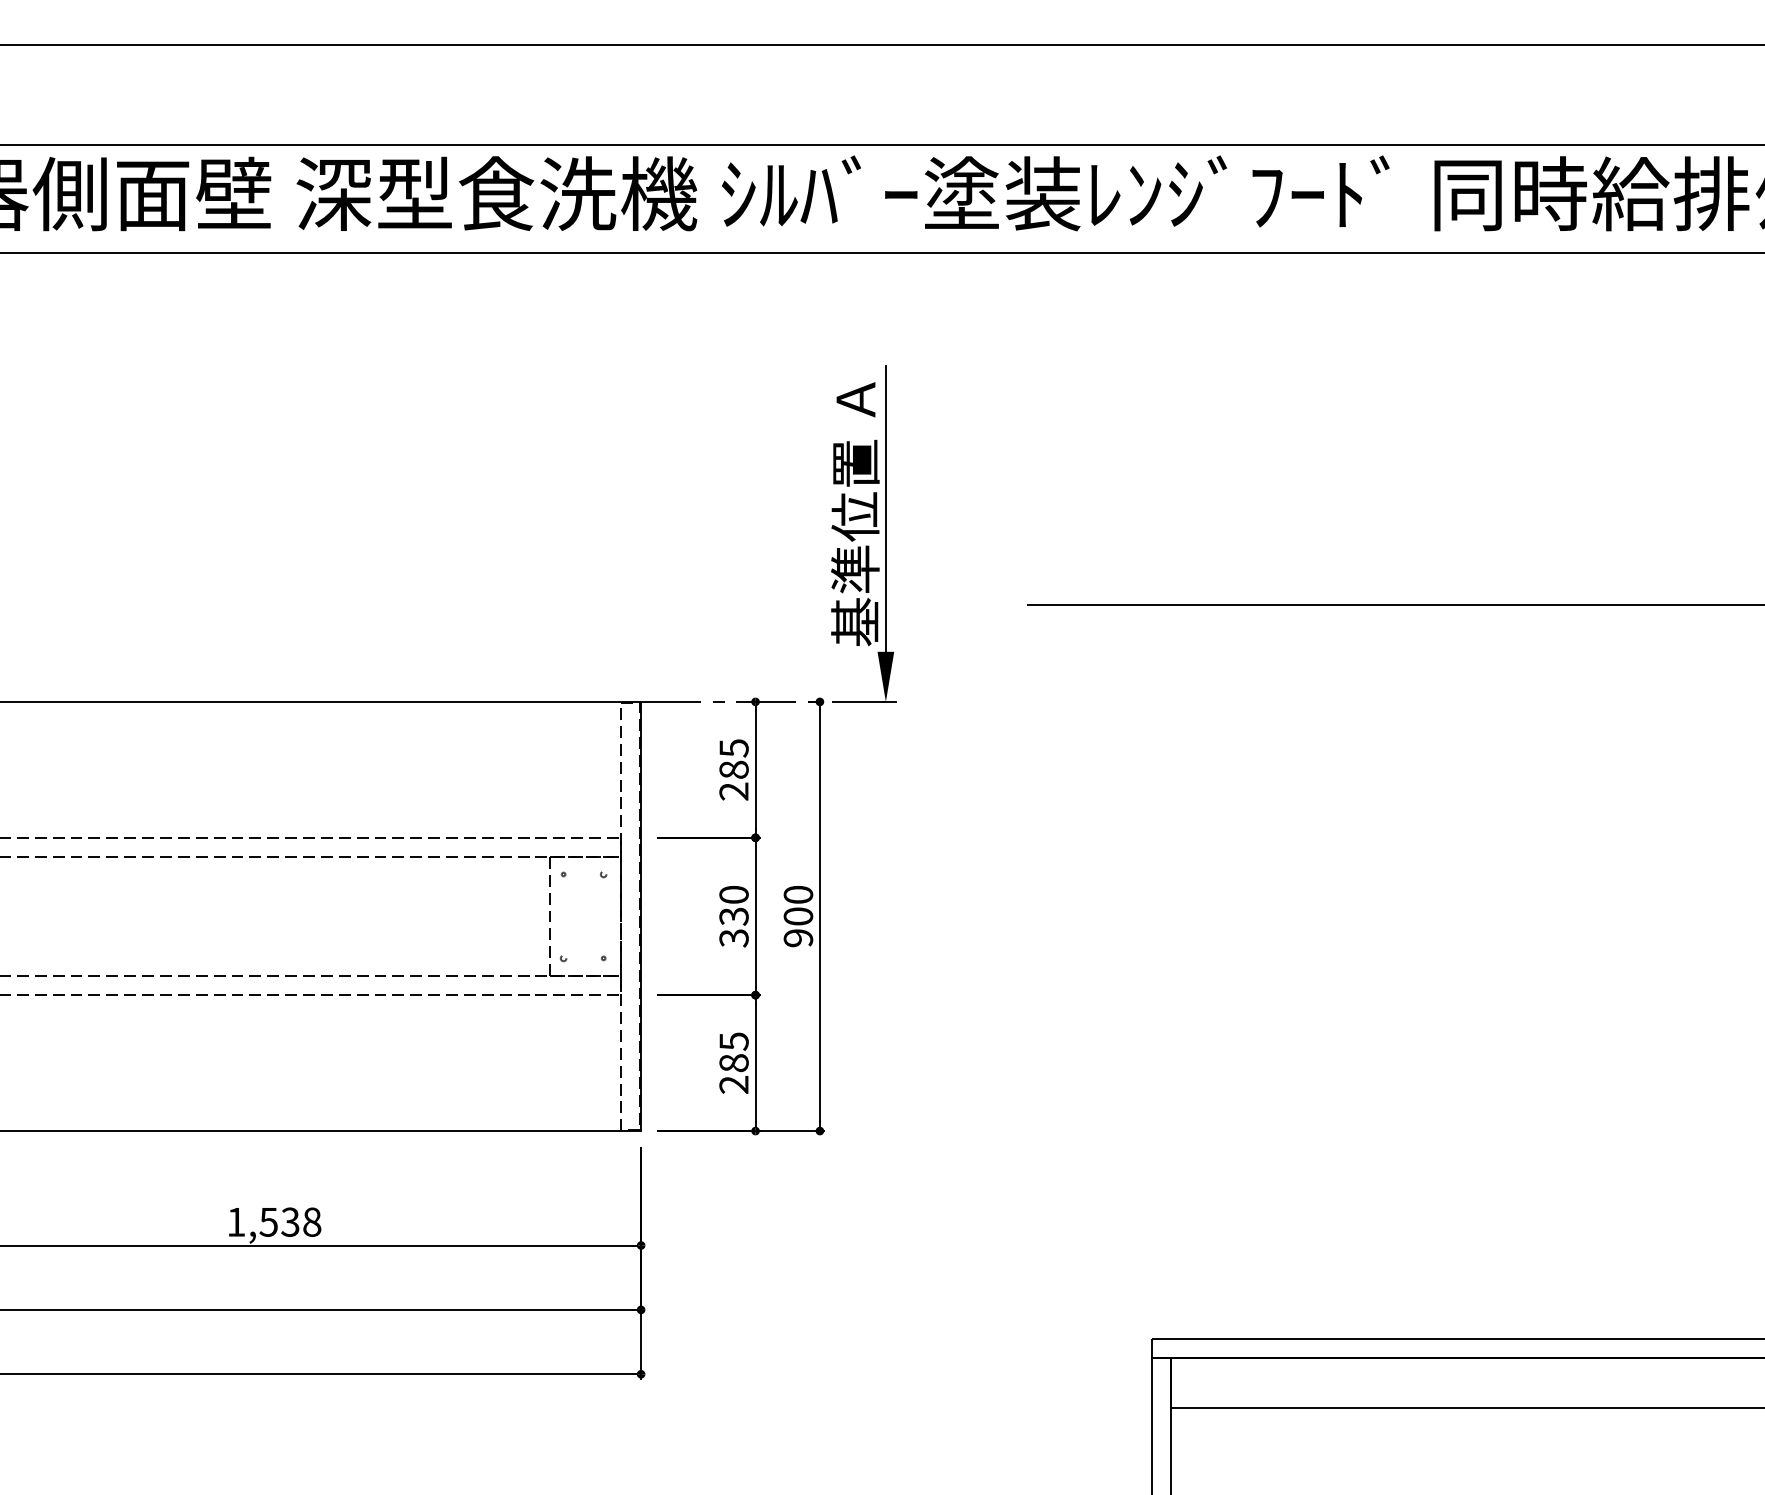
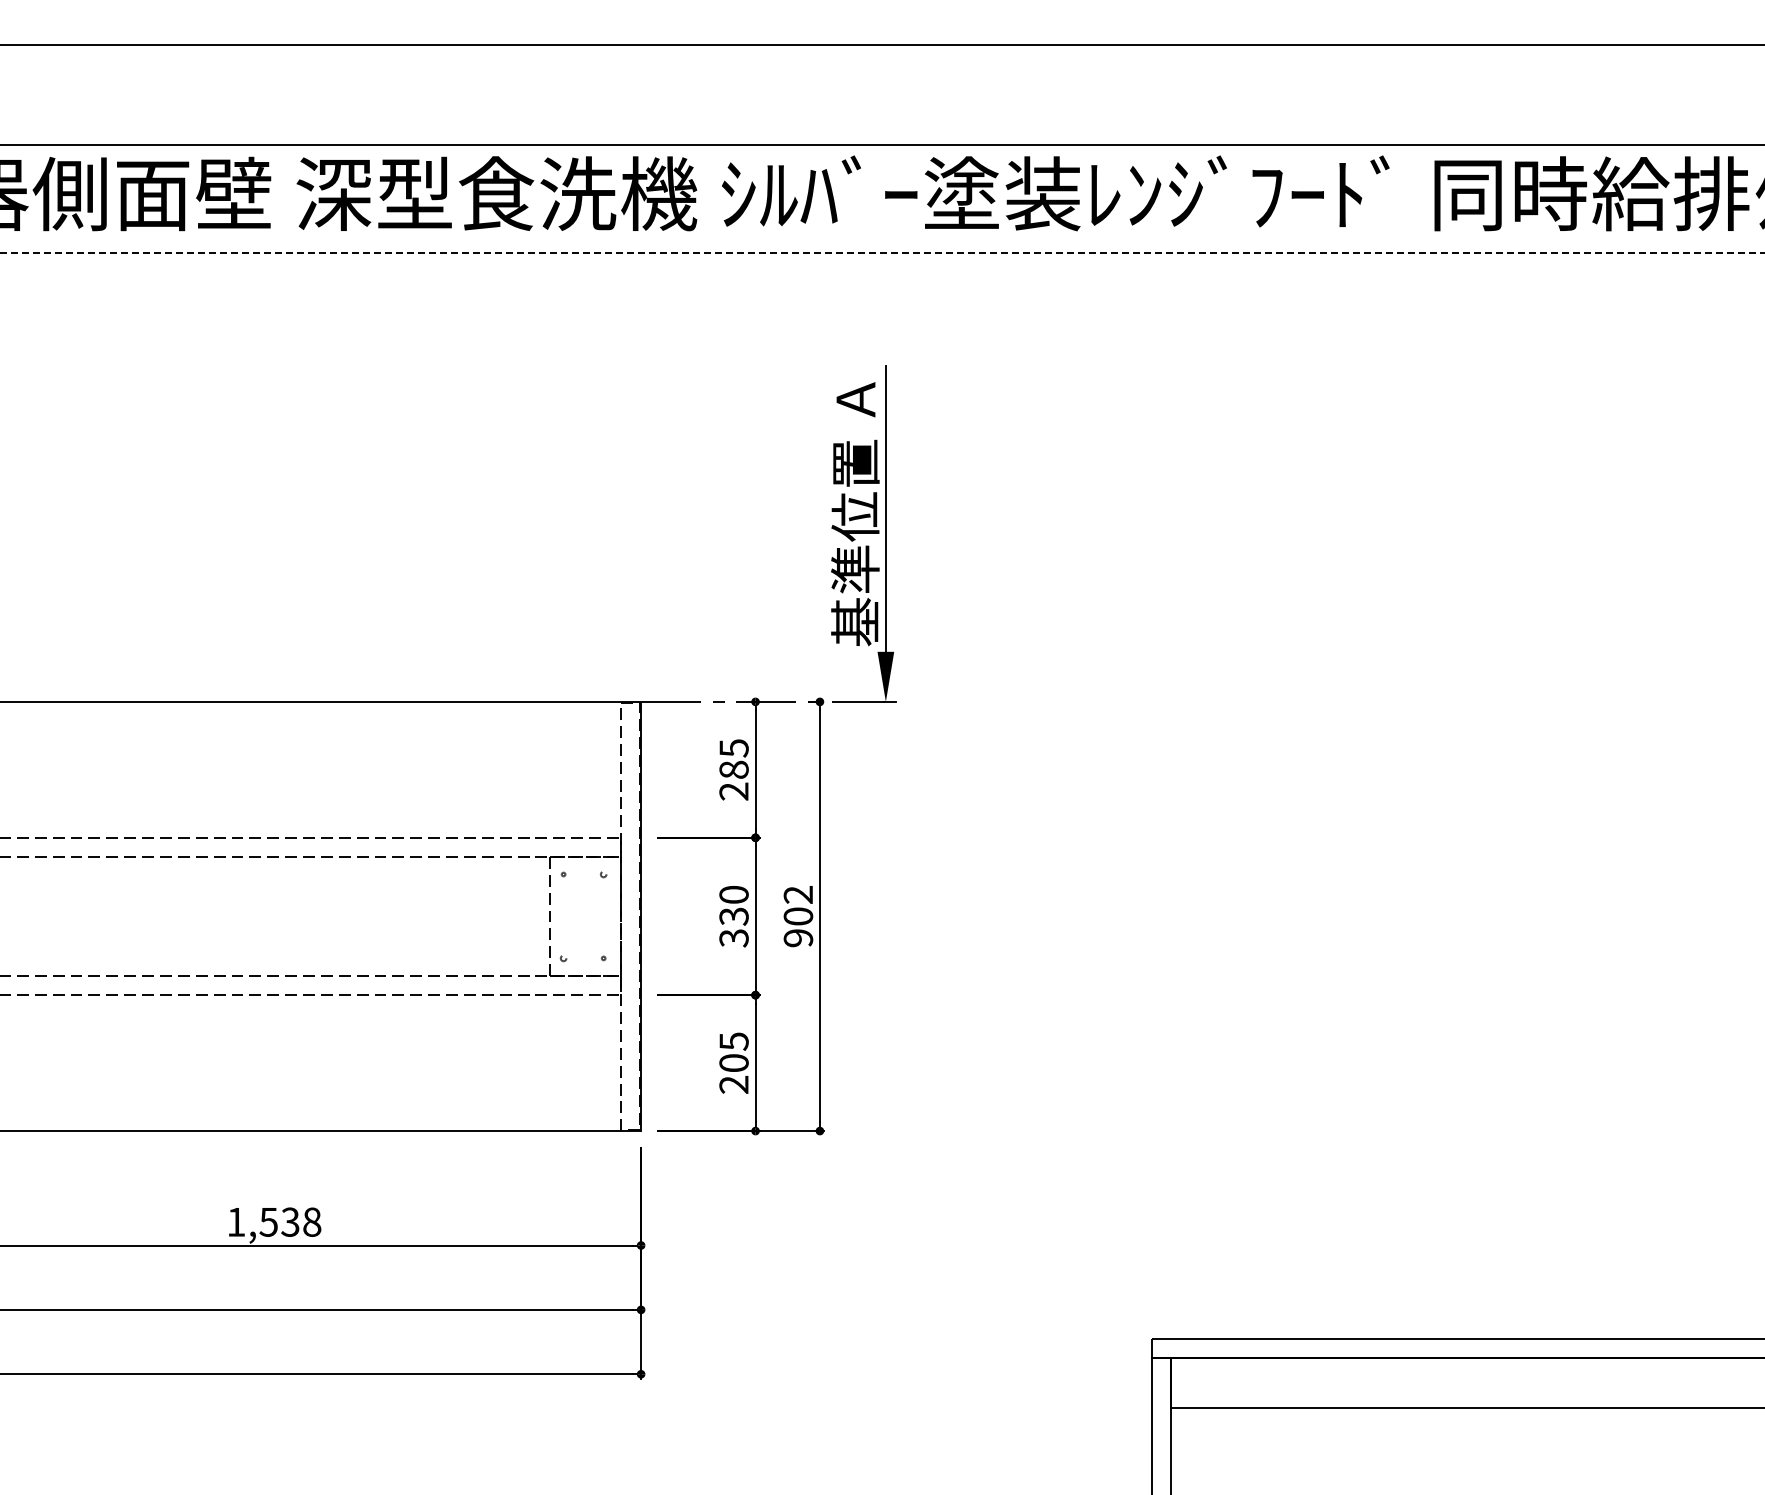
line: solid -> dashed (883, 253)
line: present -> none (1394, 604)
text: 900 -> 902 (798, 894)
text: 285 -> 205 (733, 1063)
